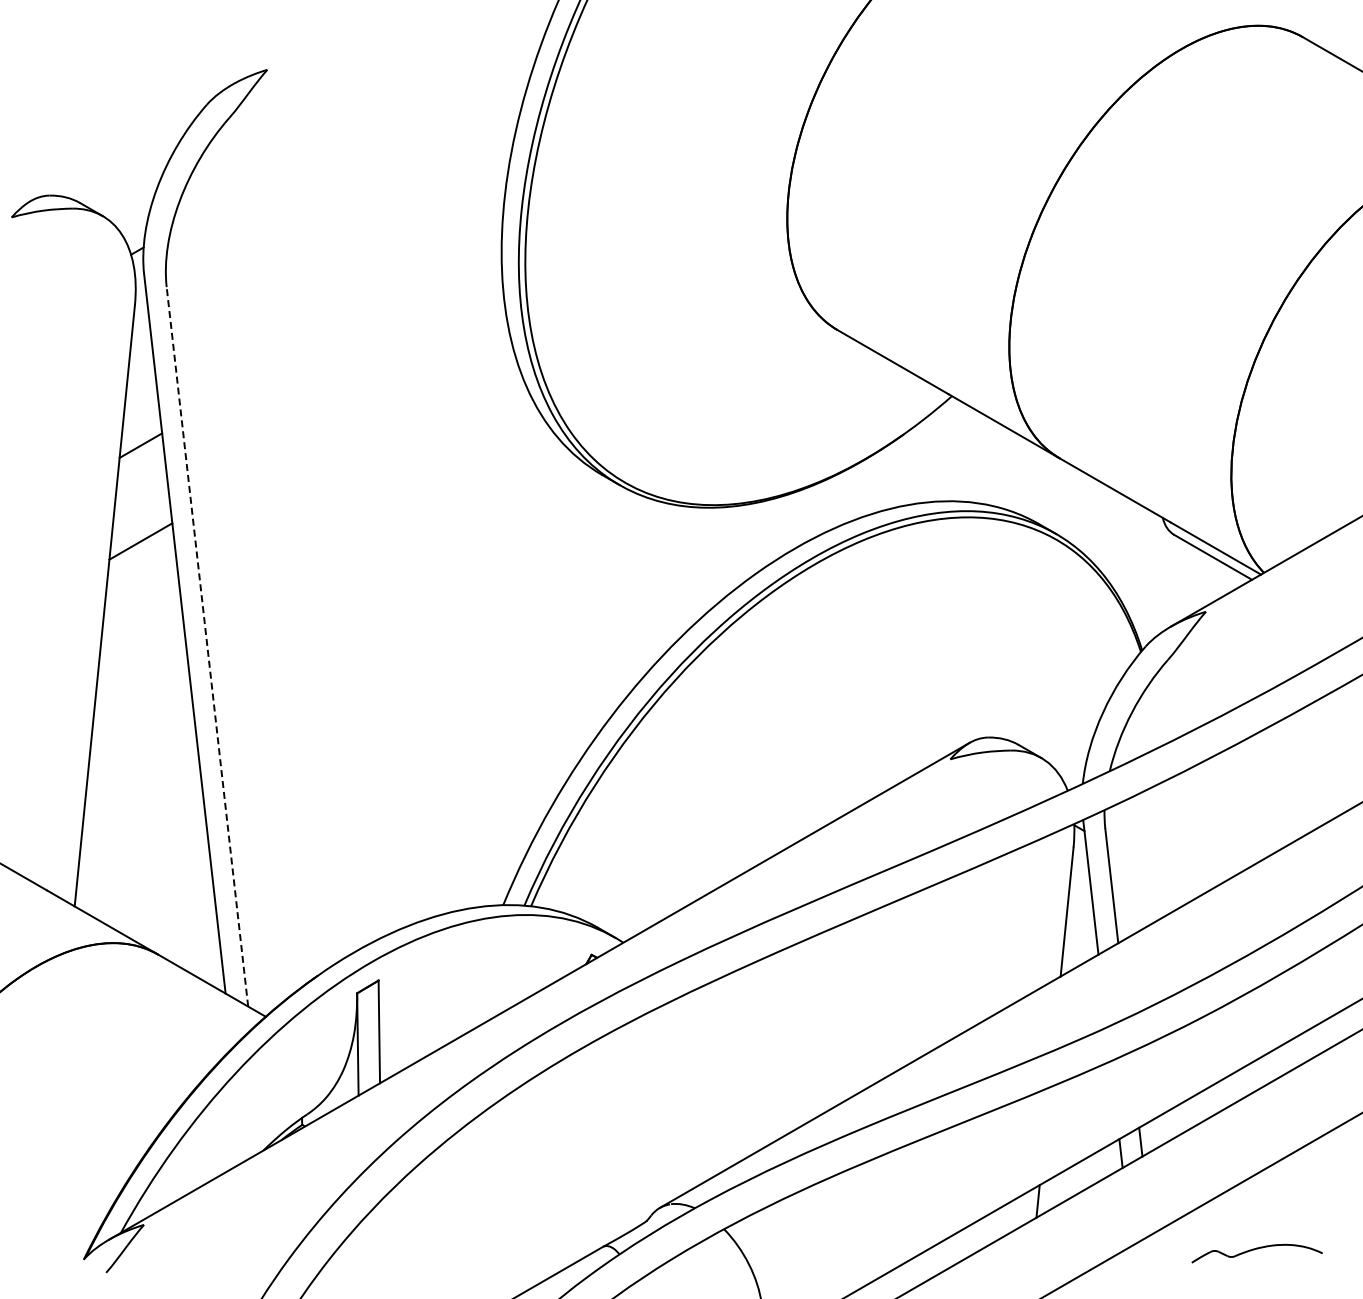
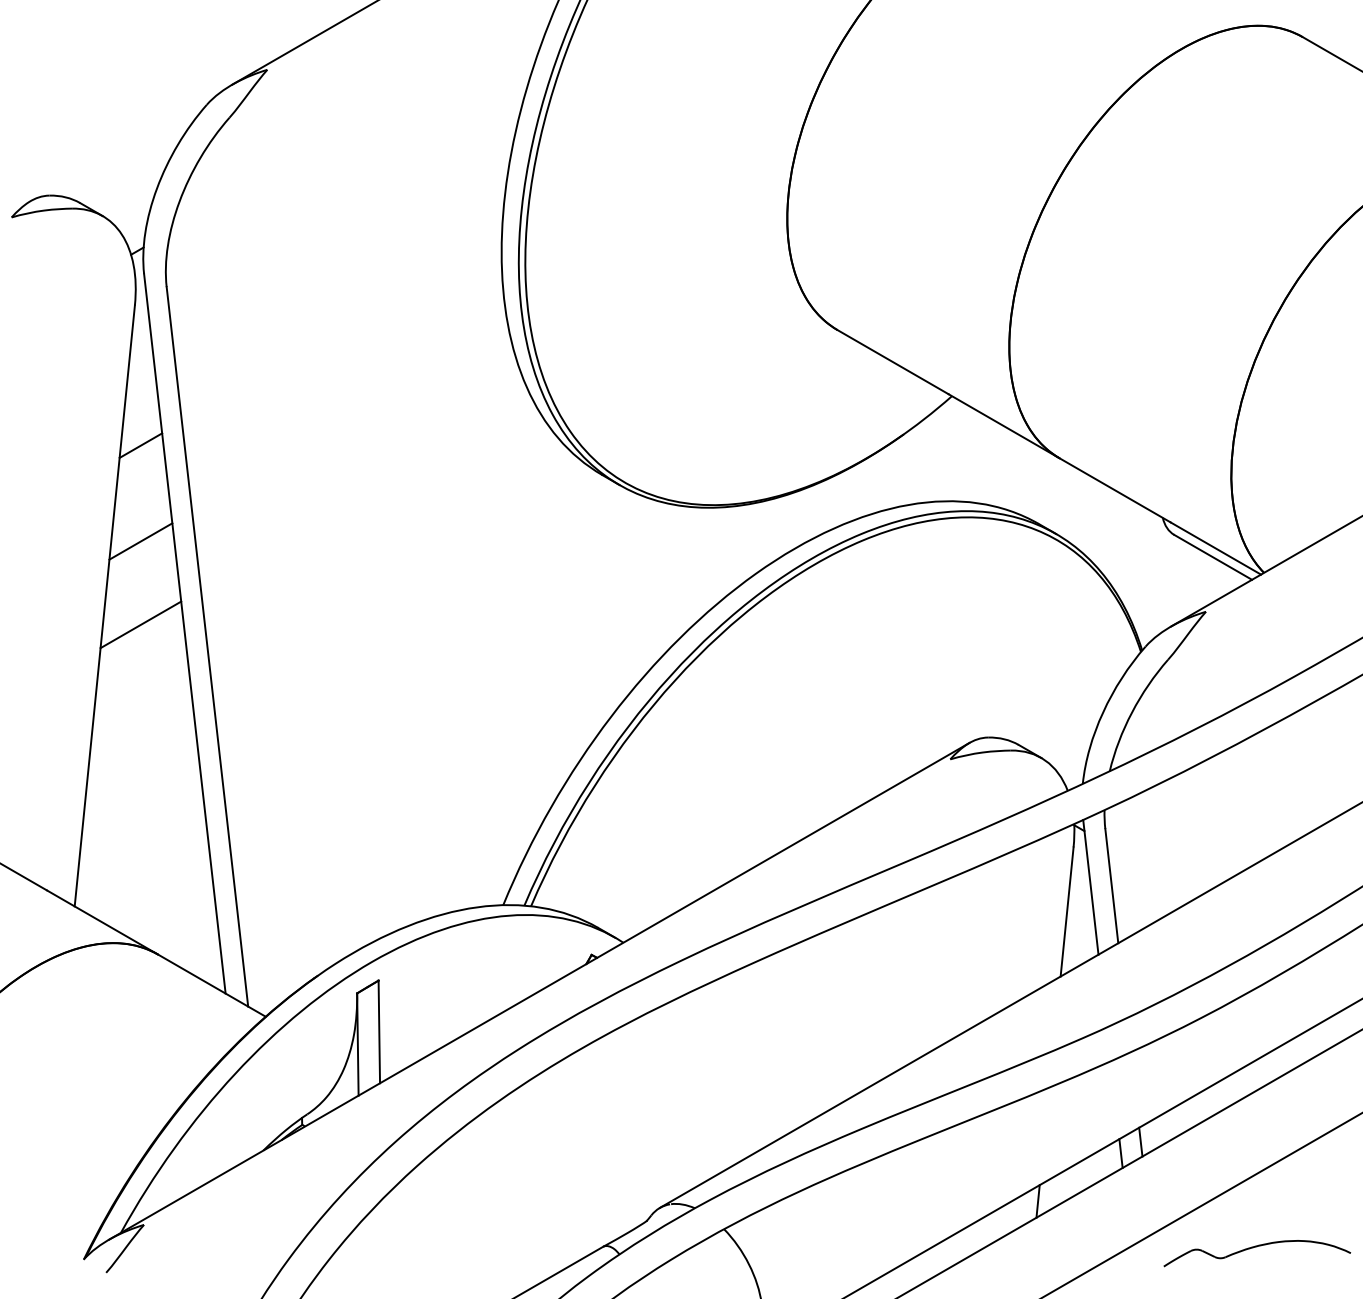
line: none -> present (303, 43)
line: none -> present (140, 624)
line: dashed -> solid (207, 646)
part size: 132x21 px -> 188x28 px (1256, 1253)
